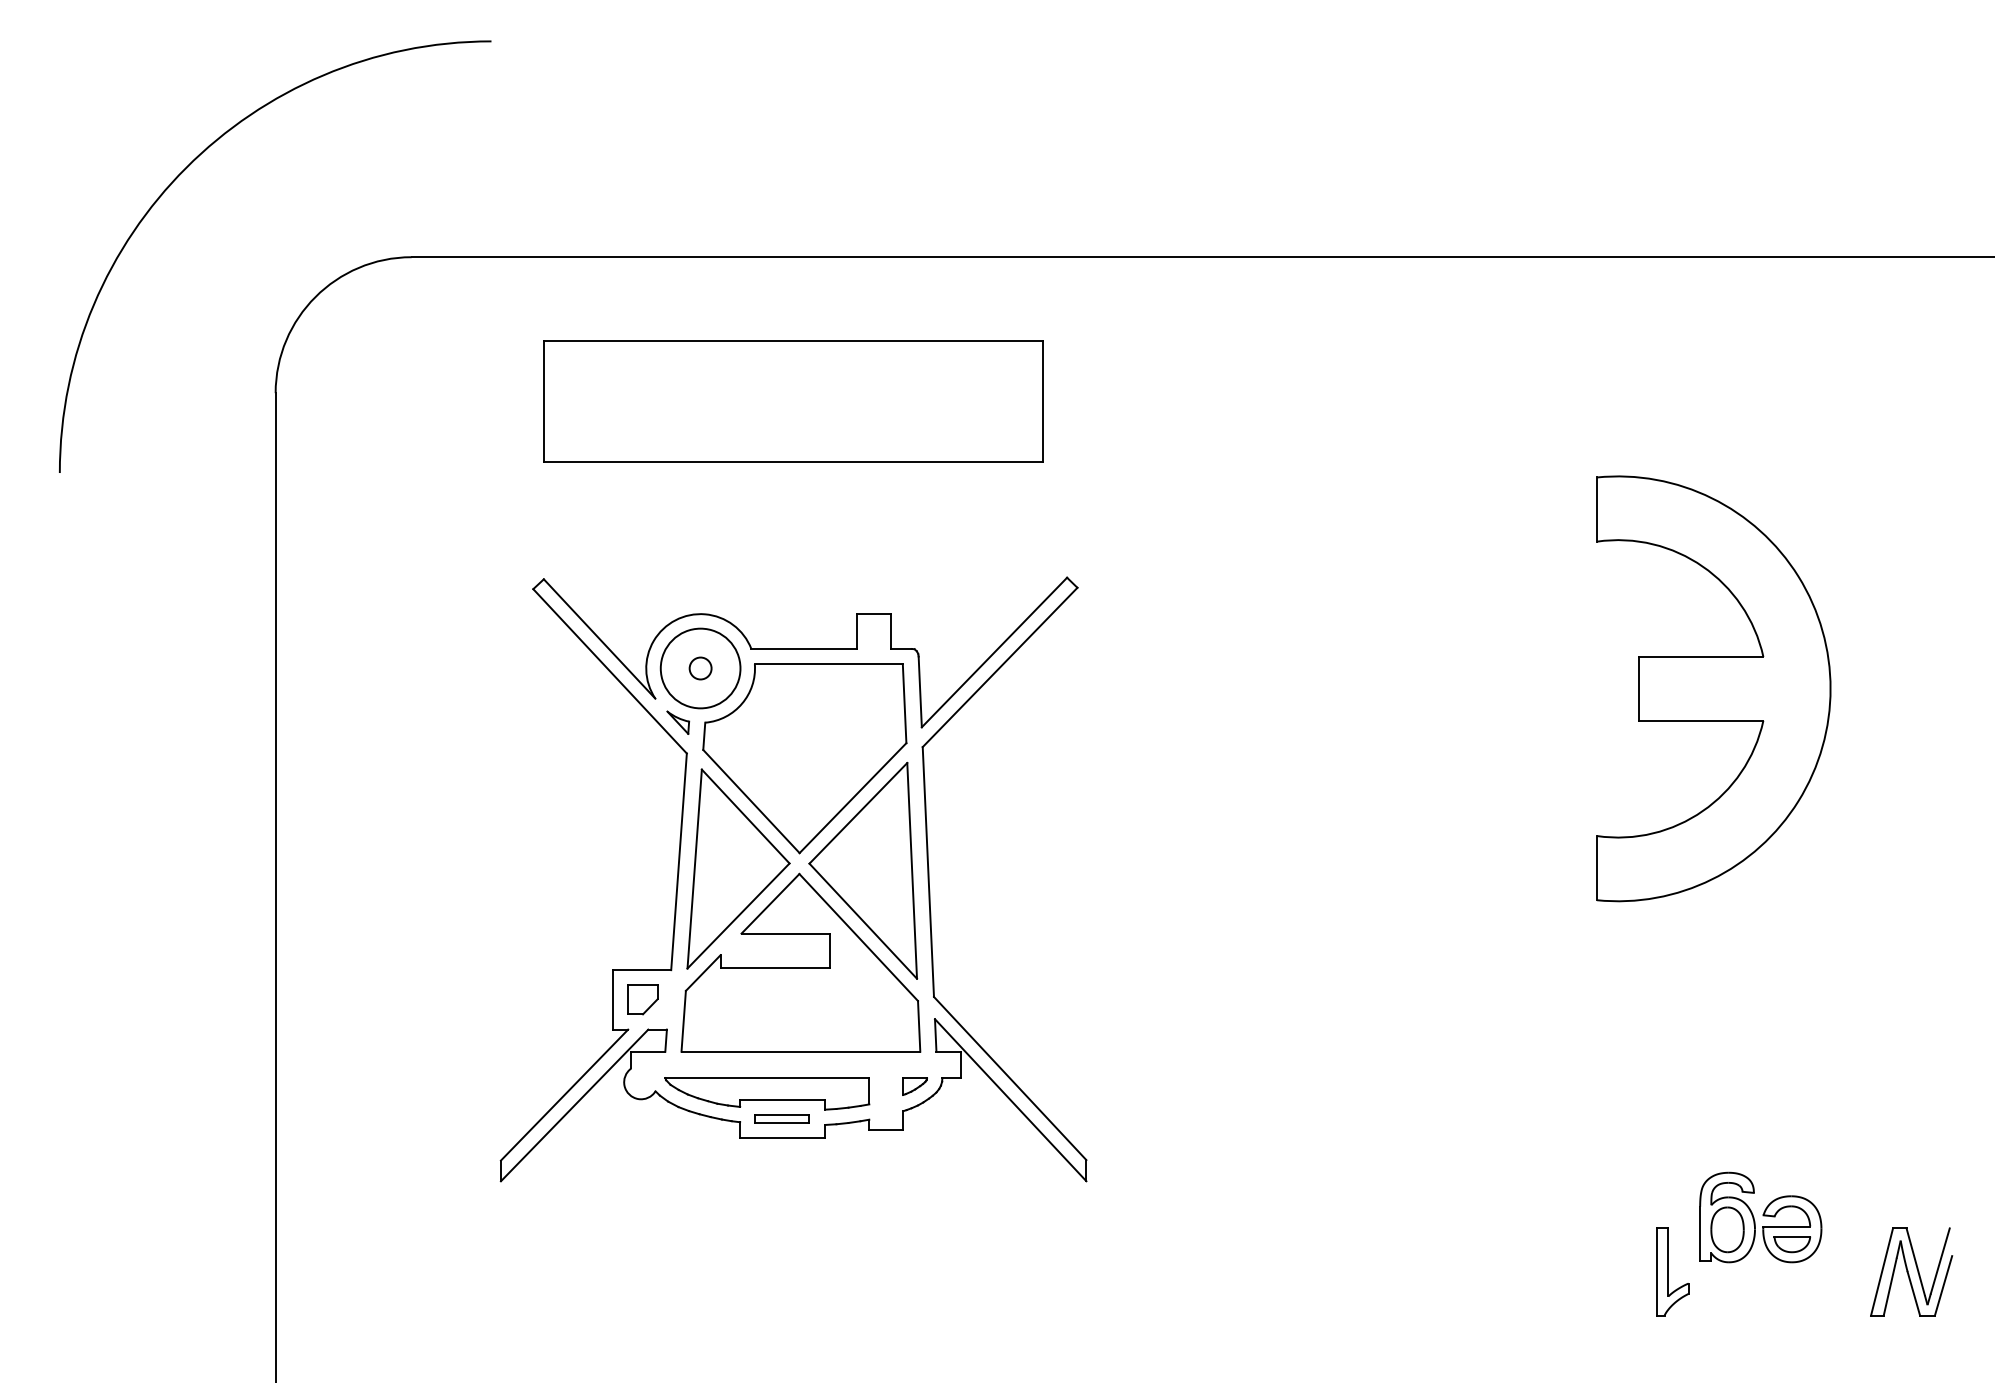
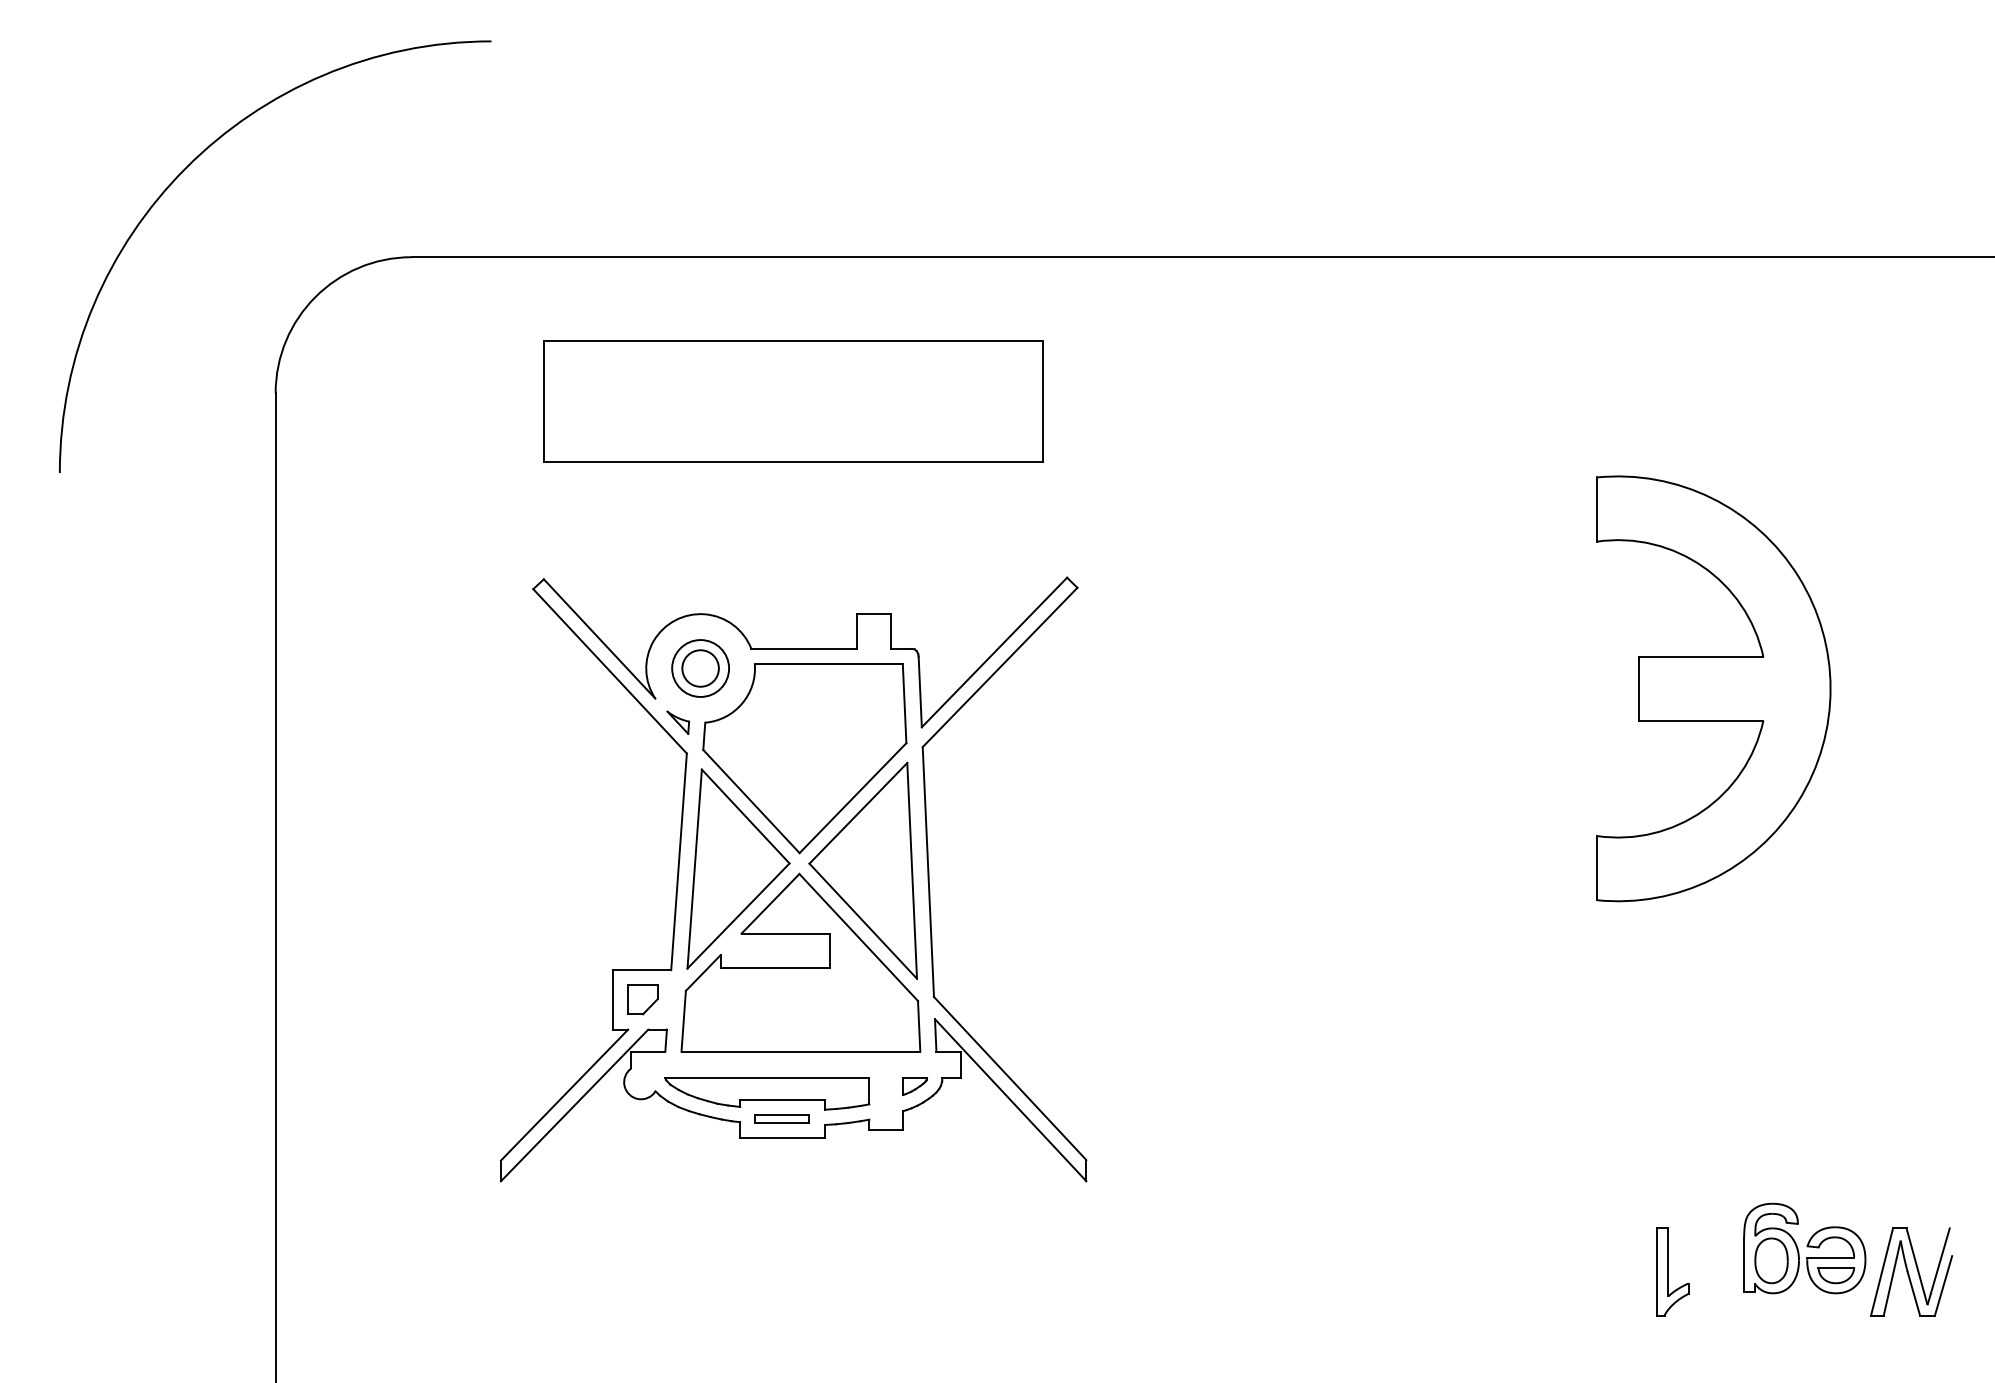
circle diameter: 22 px -> 37 px (700, 668)
circle diameter: 80 px -> 57 px (700, 668)
part position: (1760, 1217) -> (1804, 1248) (1804, 1248)
